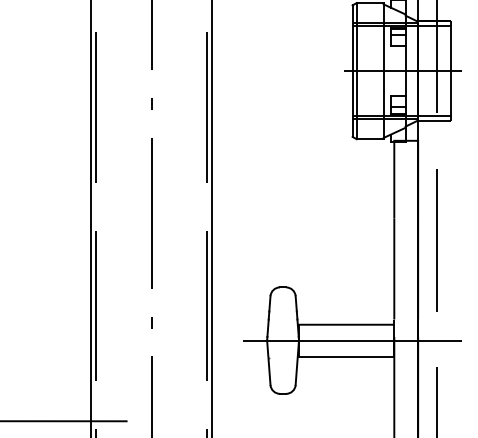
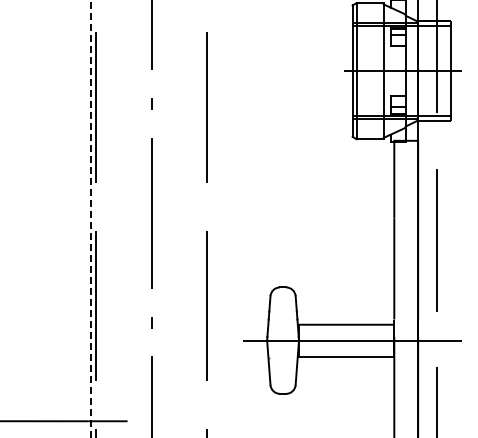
line: solid -> dashed (91, 218)
line: present -> none (212, 218)
